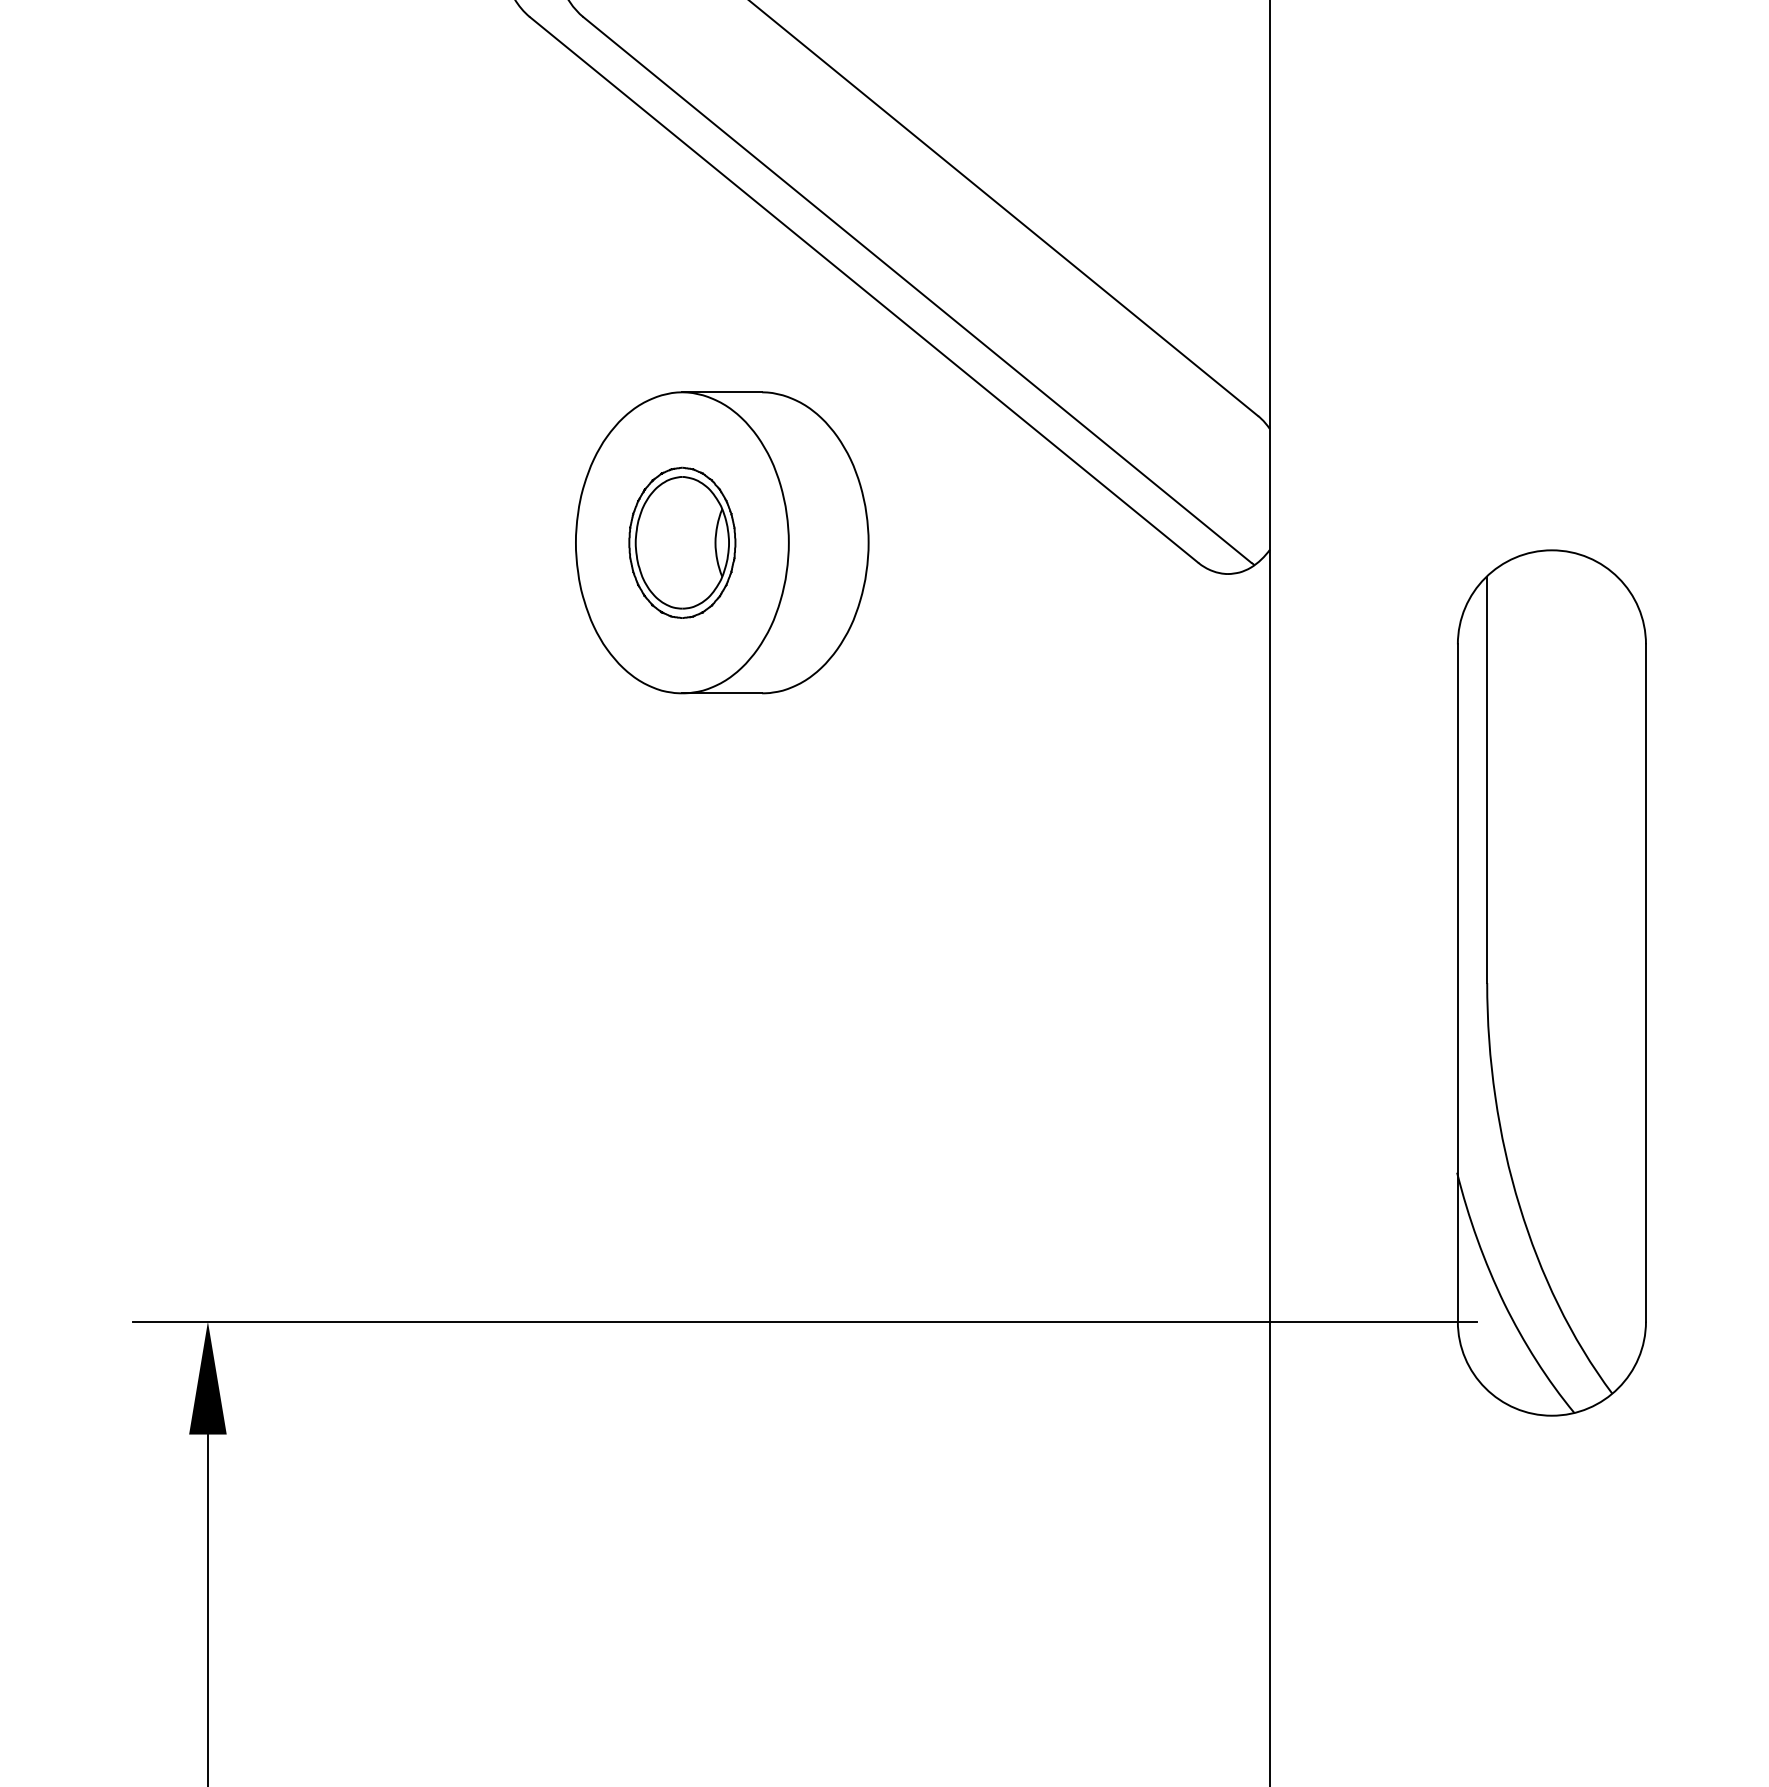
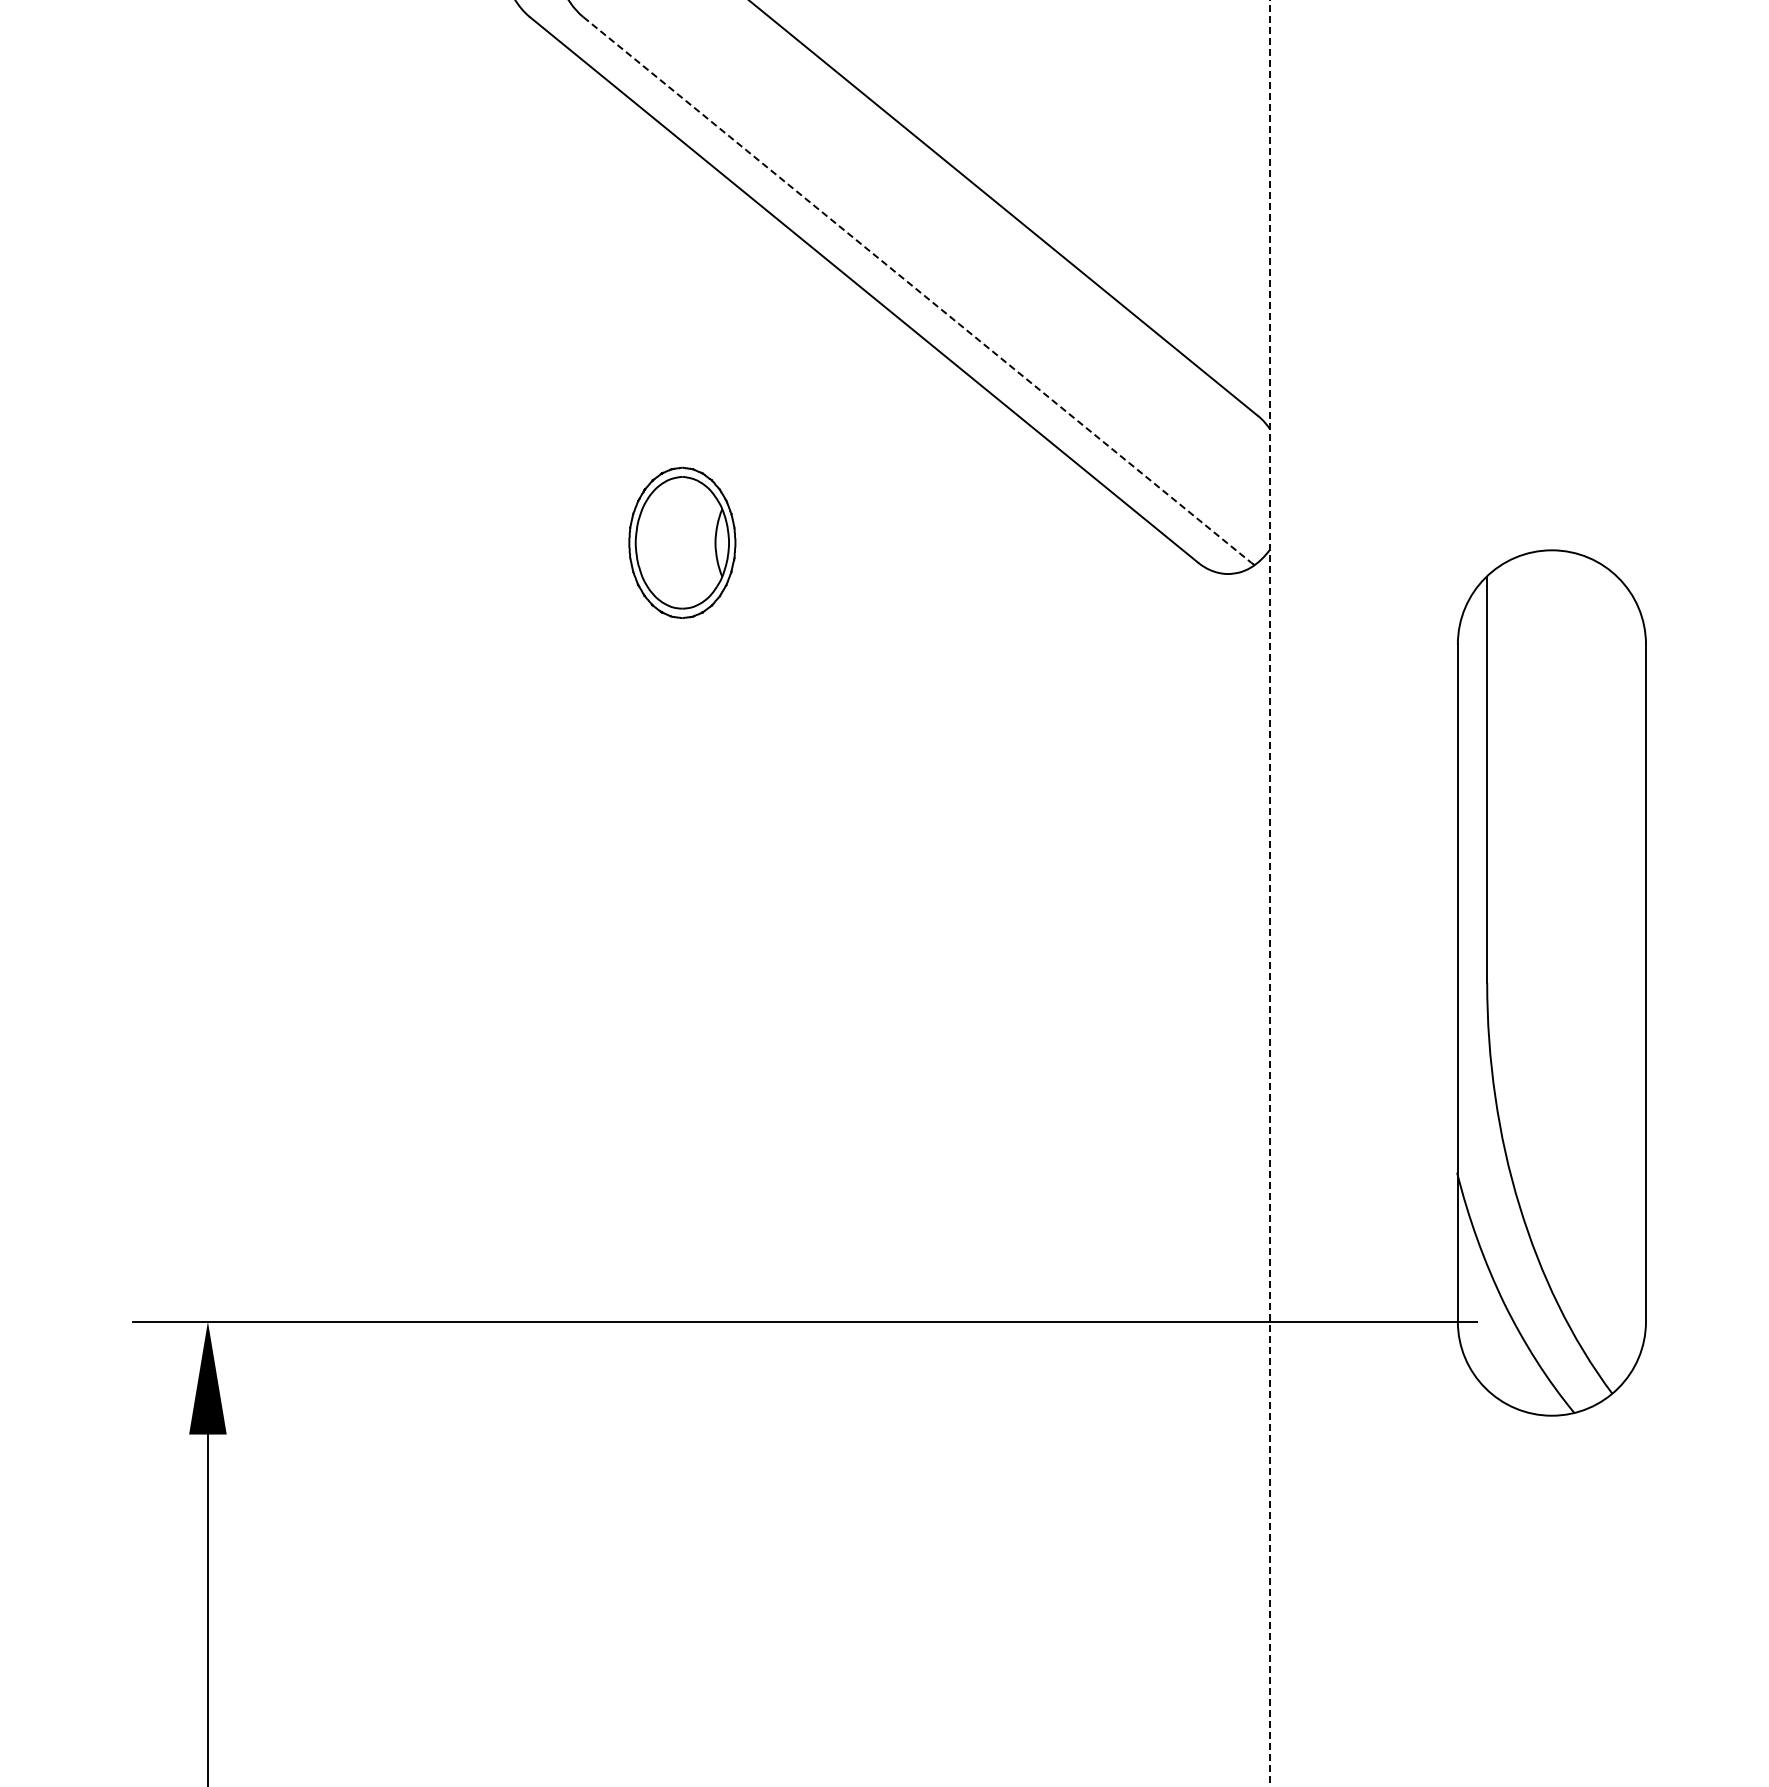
line: solid -> dashed (917, 290)
part: present -> none (722, 542)
line: solid -> dashed (1269, 892)
